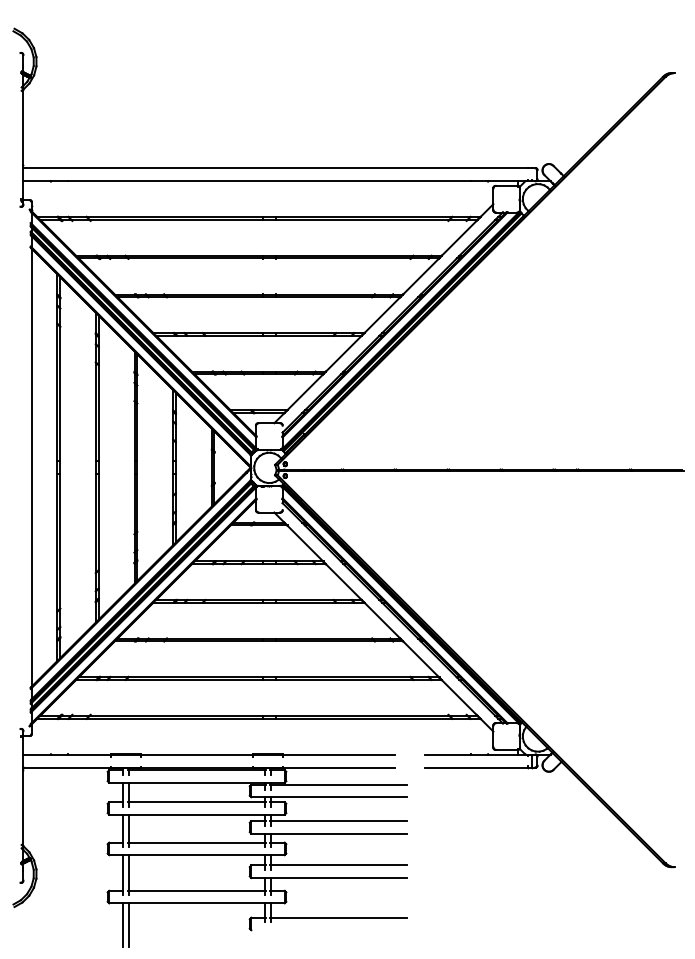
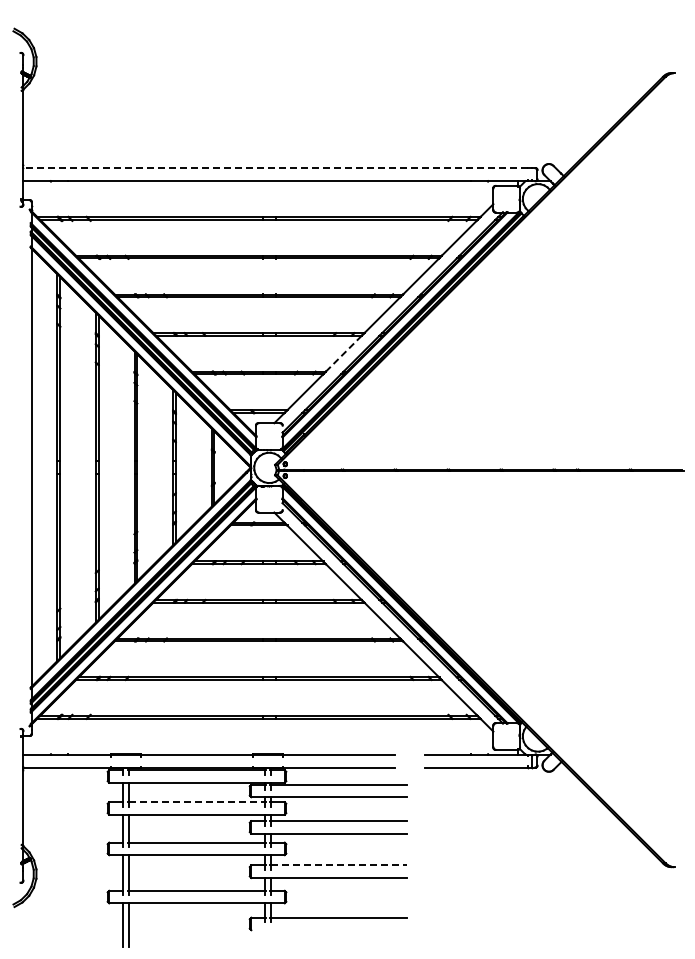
line: solid -> dashed (275, 168)
line: solid -> dashed (343, 353)
line: solid -> dashed (197, 802)
line: solid -> dashed (339, 865)
